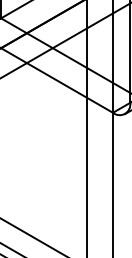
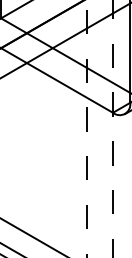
line: solid -> dashed (87, 128)
line: solid -> dashed (112, 128)
